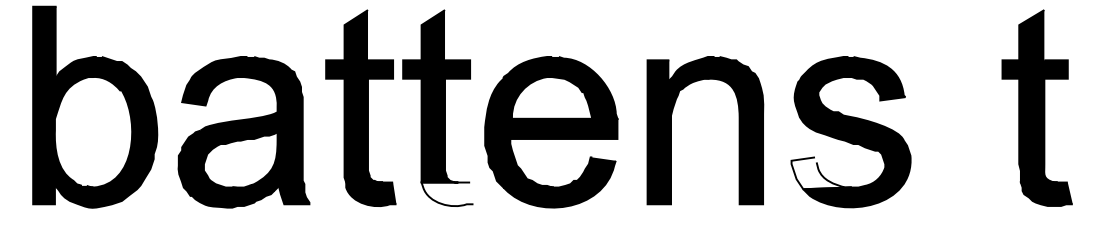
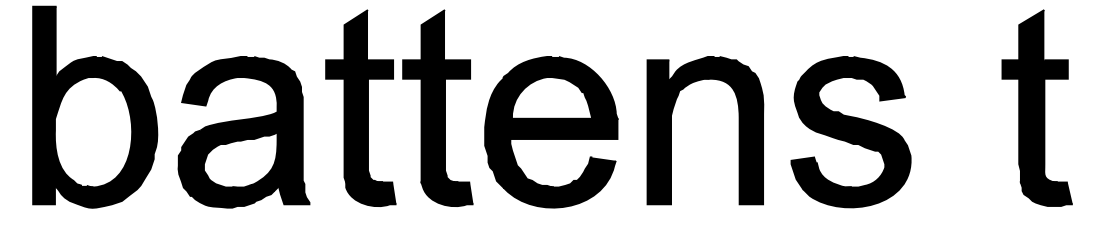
fill: none -> present (821, 173)
fill: none -> present (447, 194)
